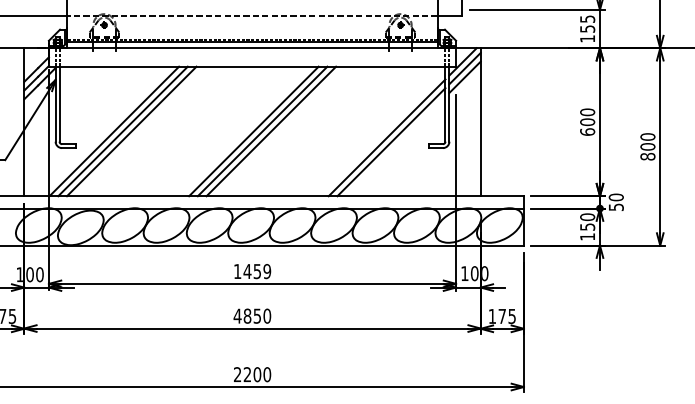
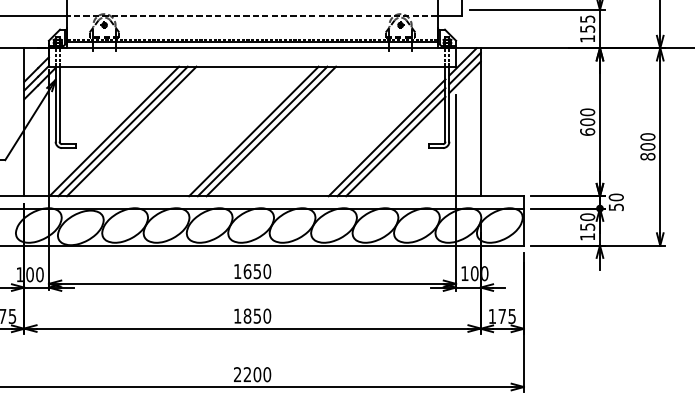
line: none -> present (395, 146)
text: 1459 -> 1650 (257, 271)
text: 4850 -> 1850 (237, 315)
